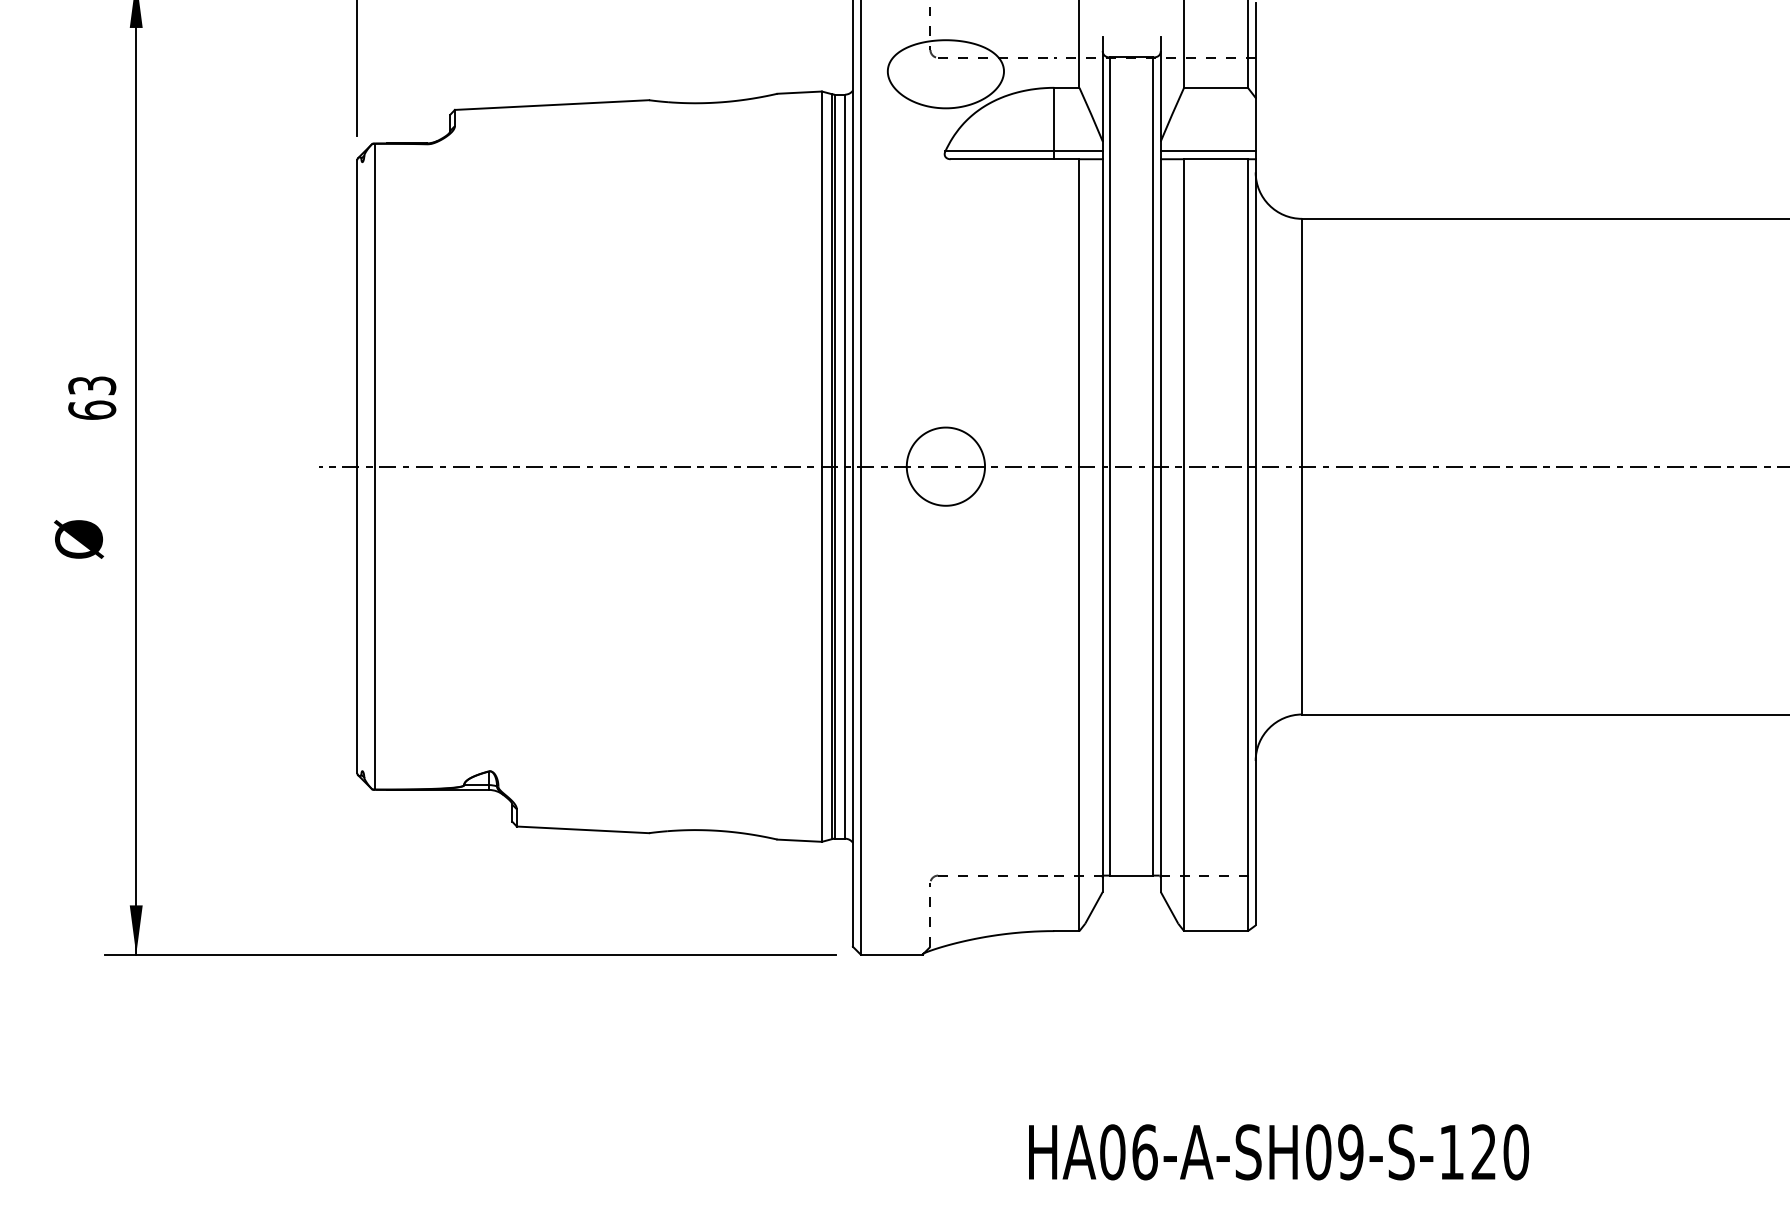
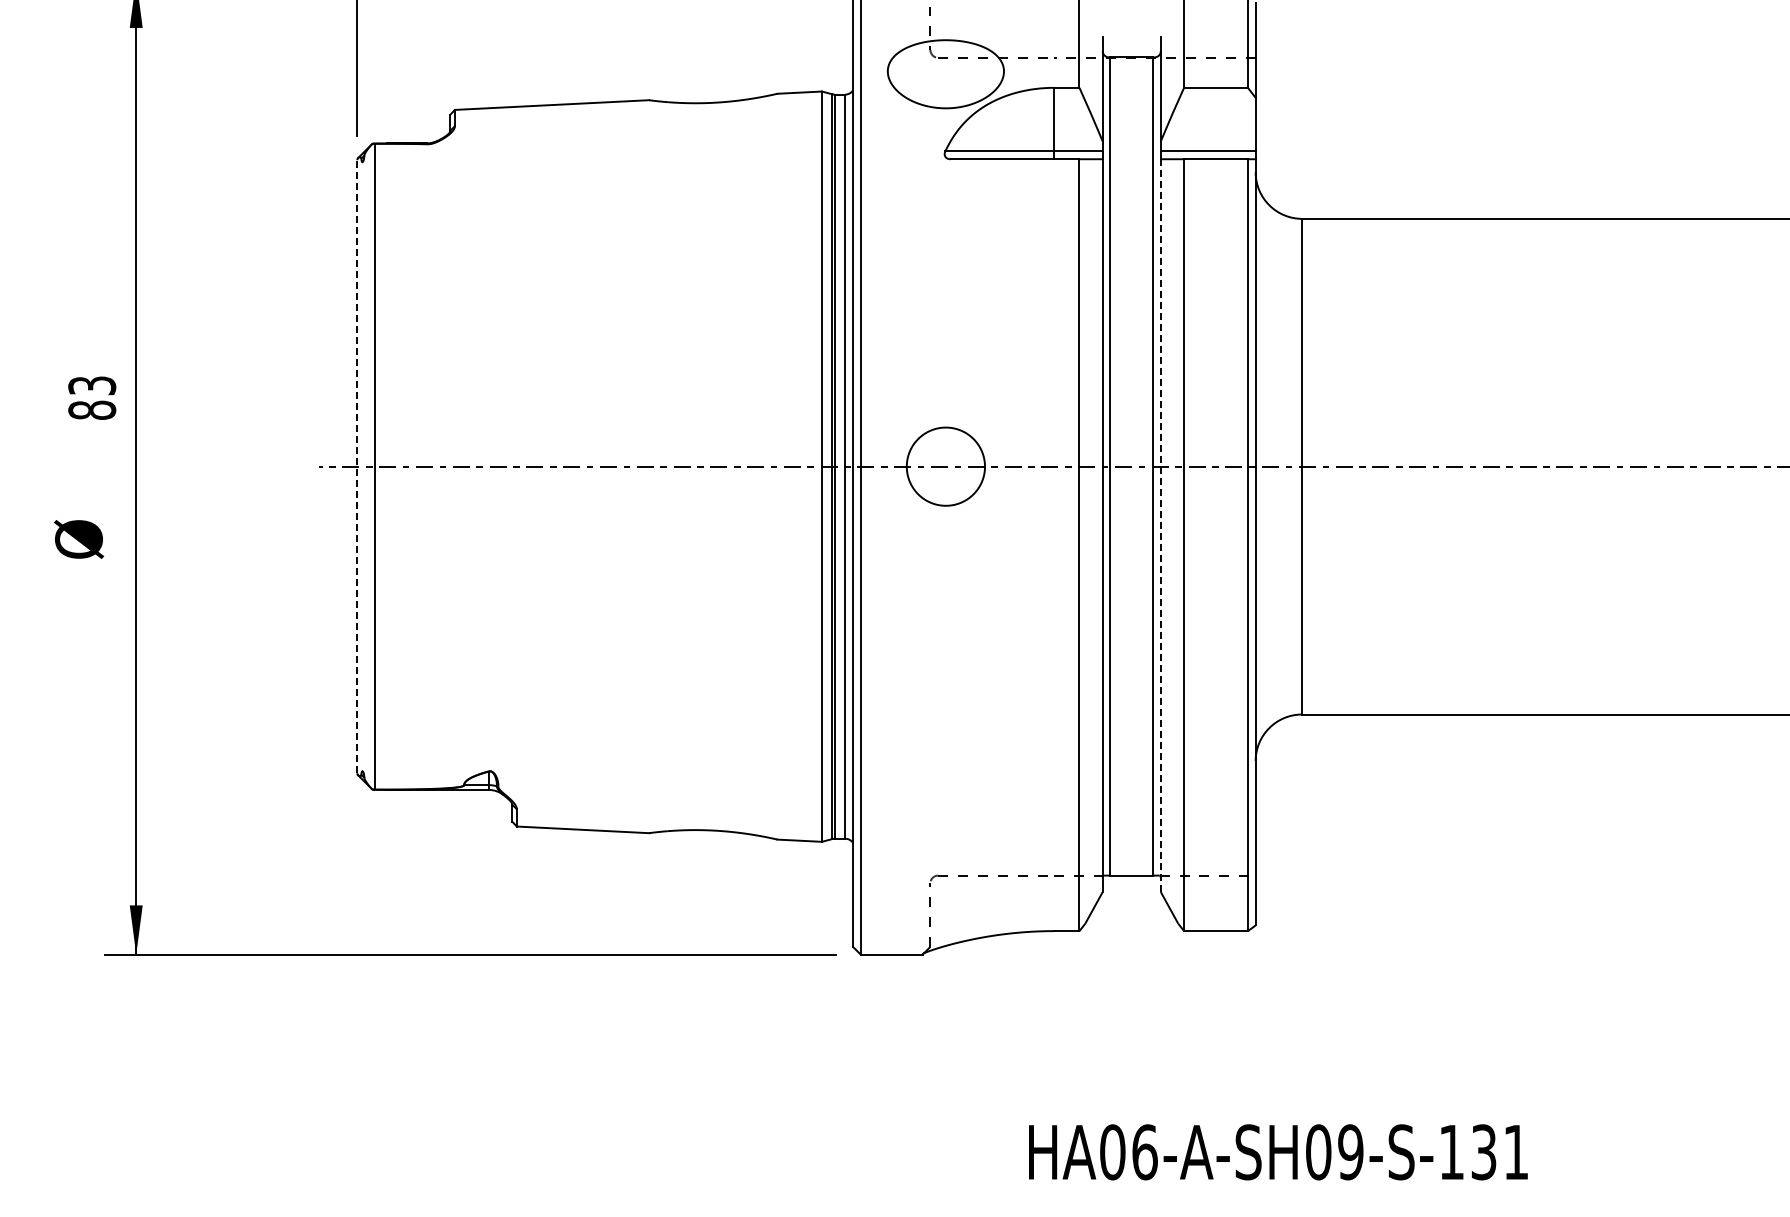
text: 63 -> 83 (92, 409)
line: solid -> dashed (357, 466)
line: solid -> dashed (1160, 526)
text: HA06-A-SH09-S-120 -> HA06-A-SH09-S-131 (1500, 1152)
